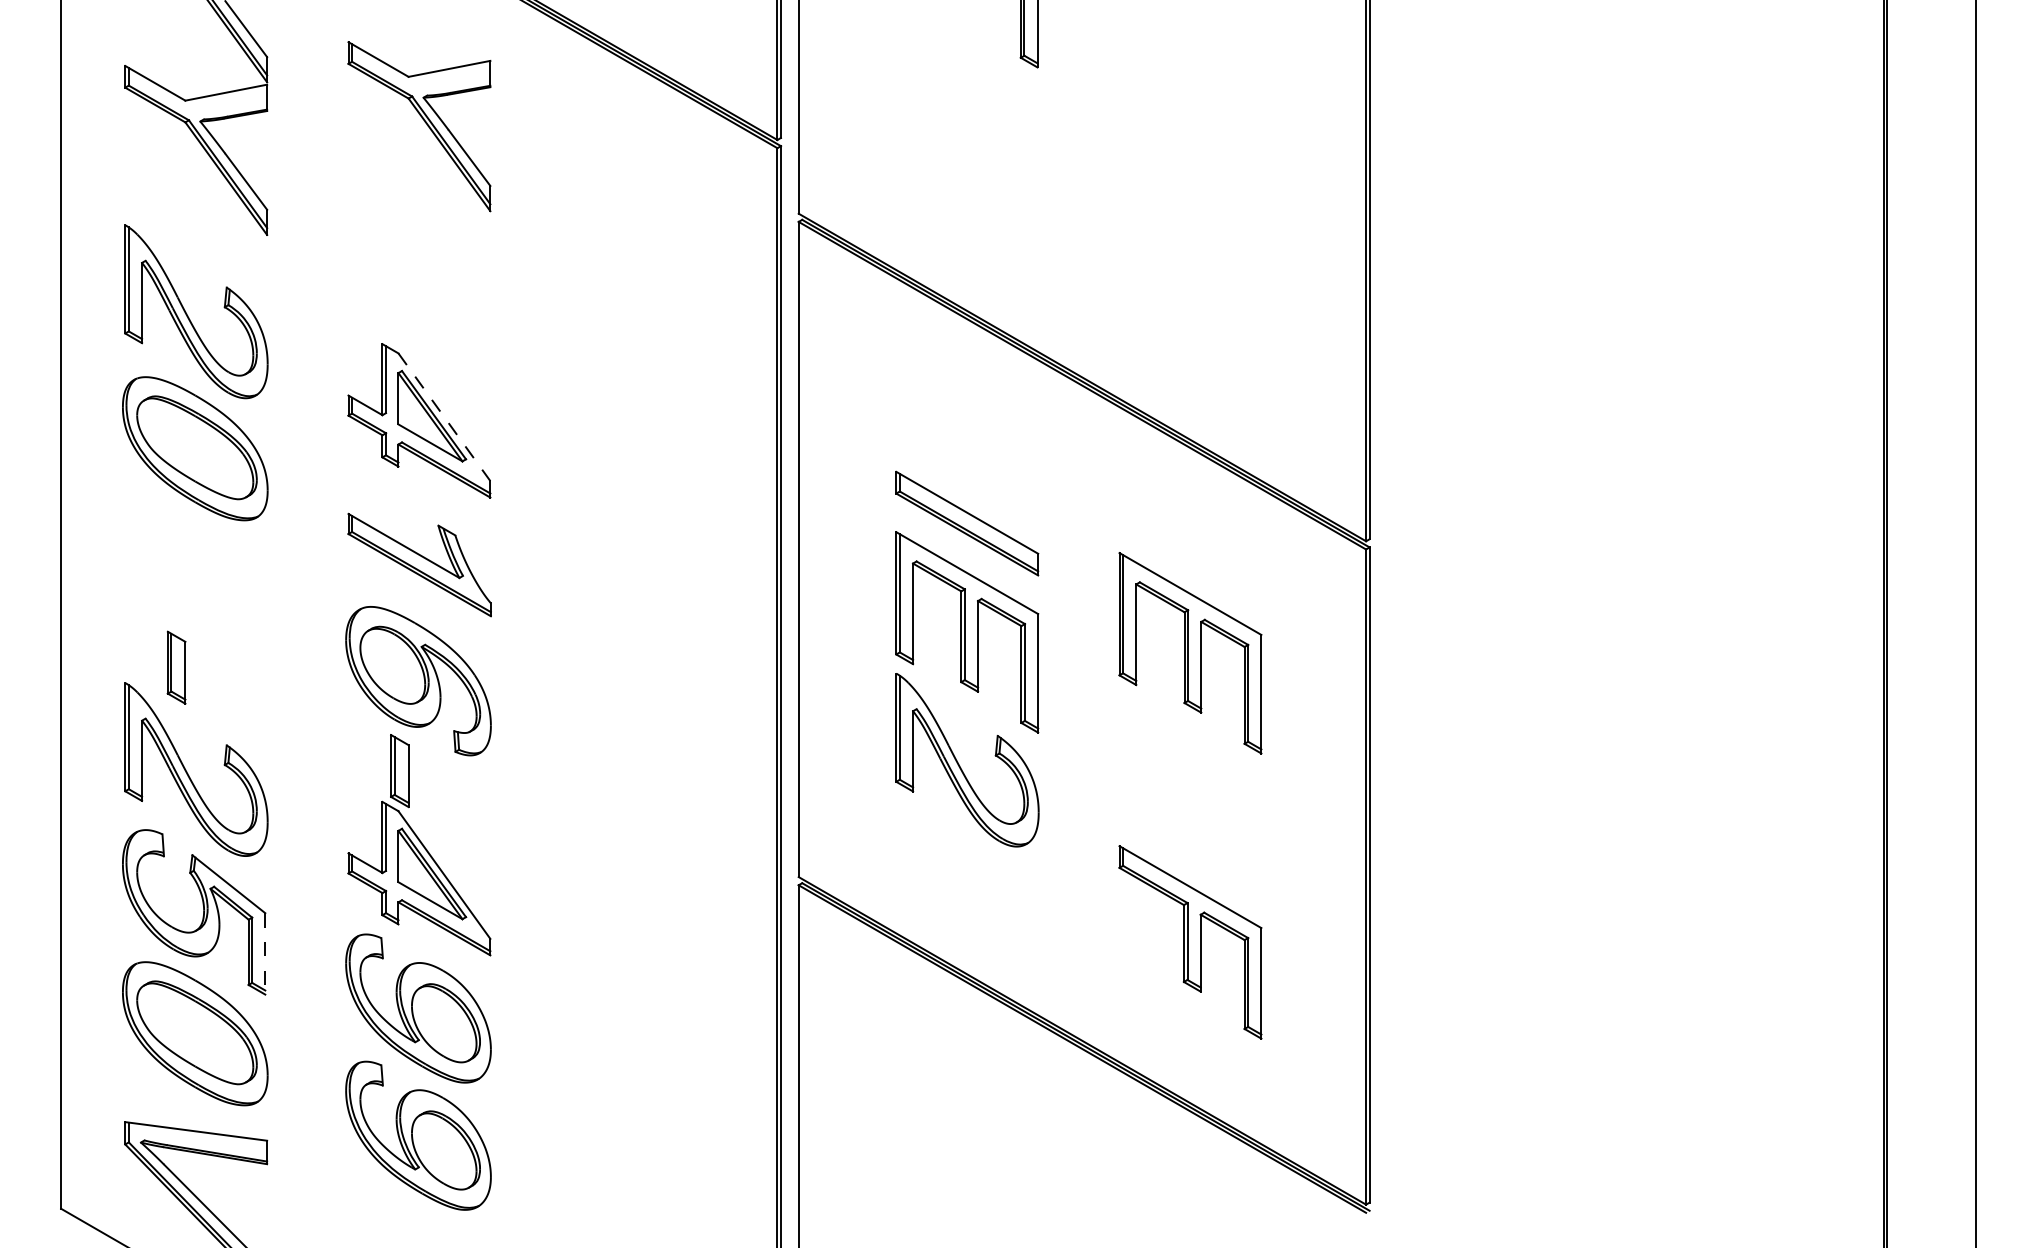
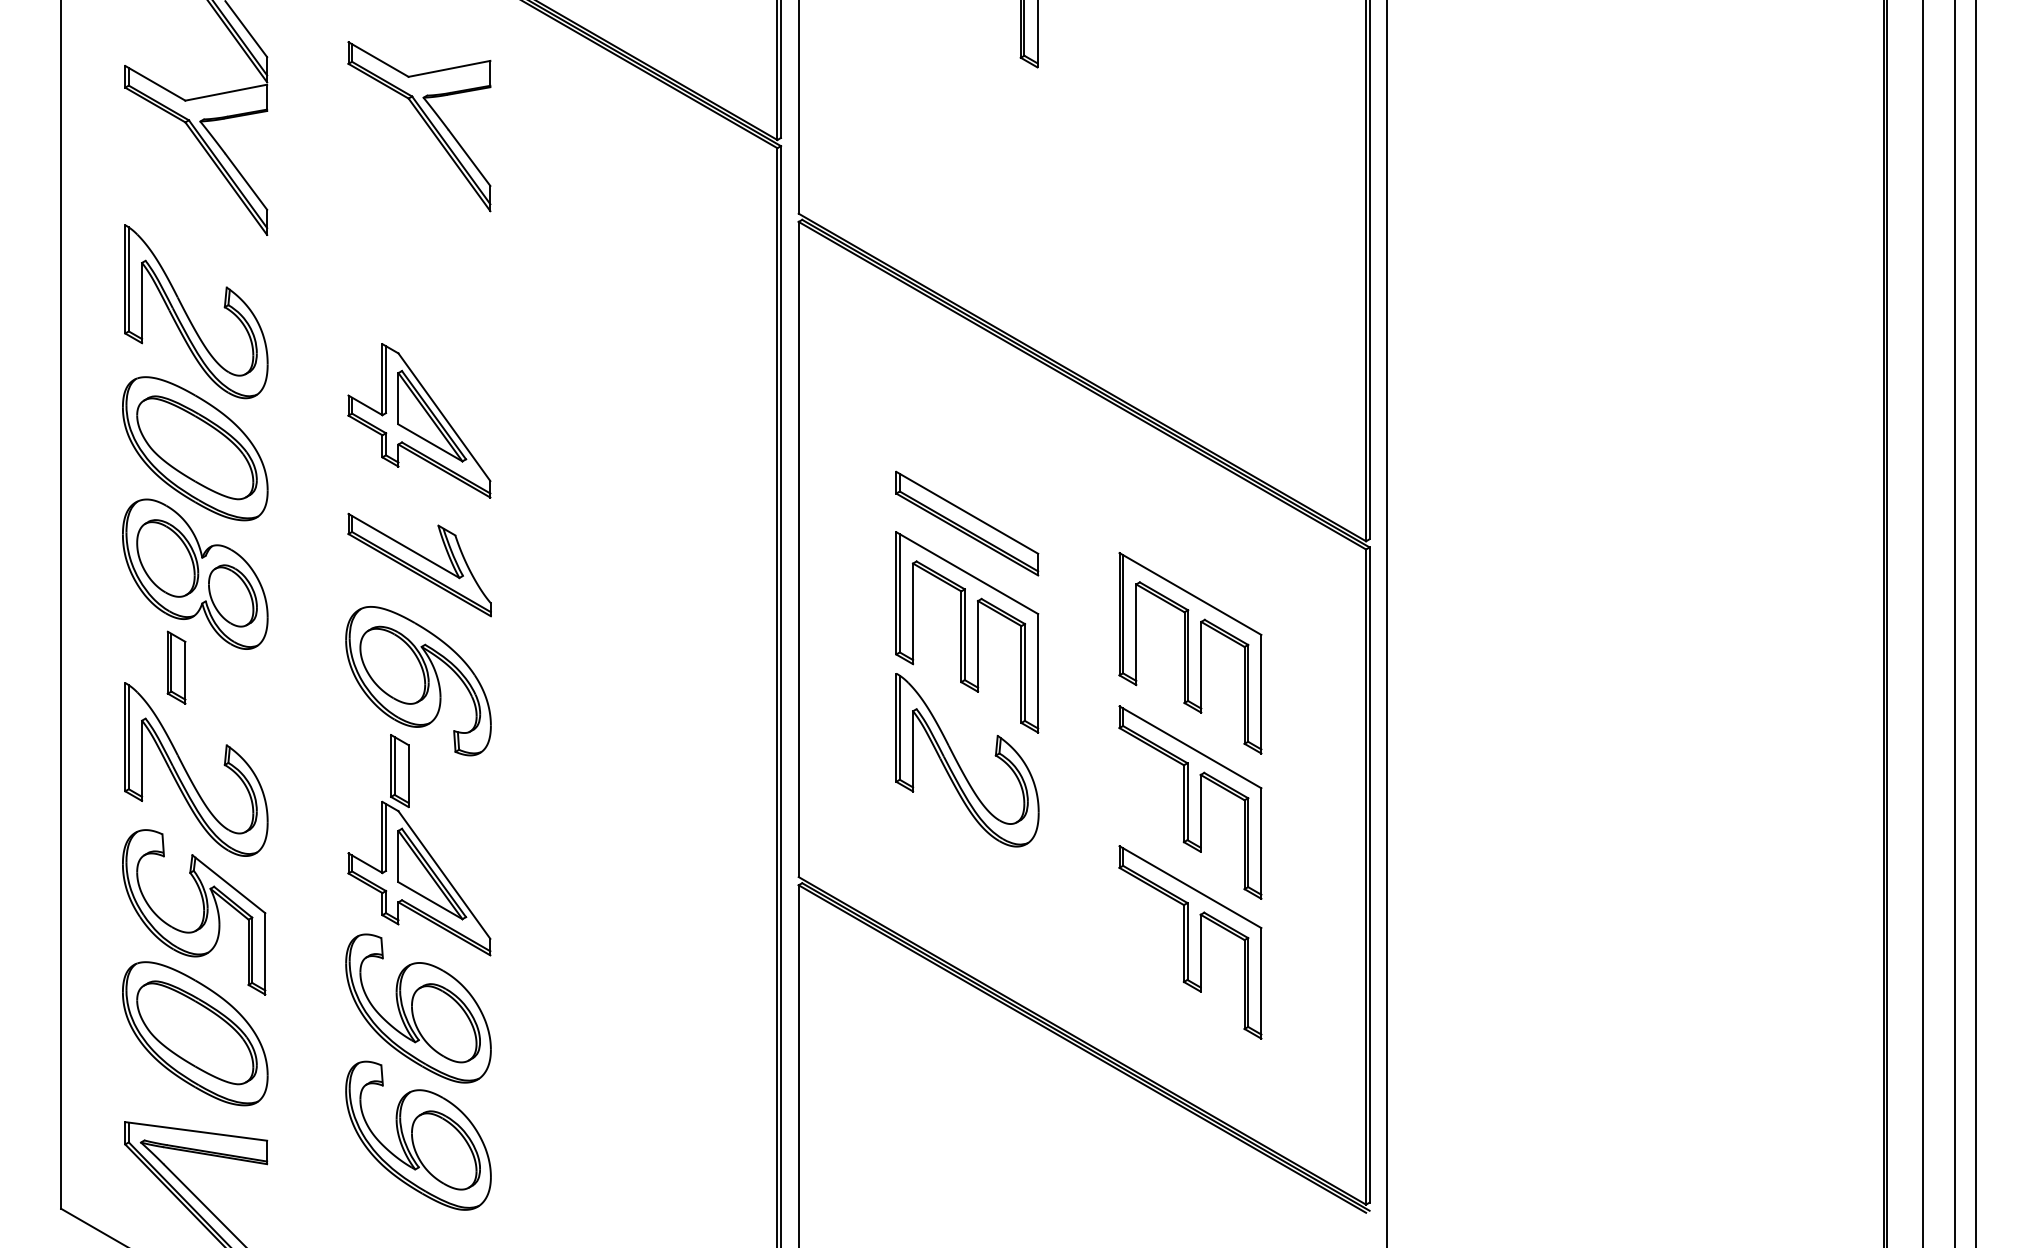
line: dashed -> solid (444, 417)
part: none -> present (195, 573)
line: none -> present (1387, 623)
line: none -> present (1922, 623)
line: none -> present (1954, 623)
part: none -> present (1190, 802)
line: dashed -> solid (265, 953)
